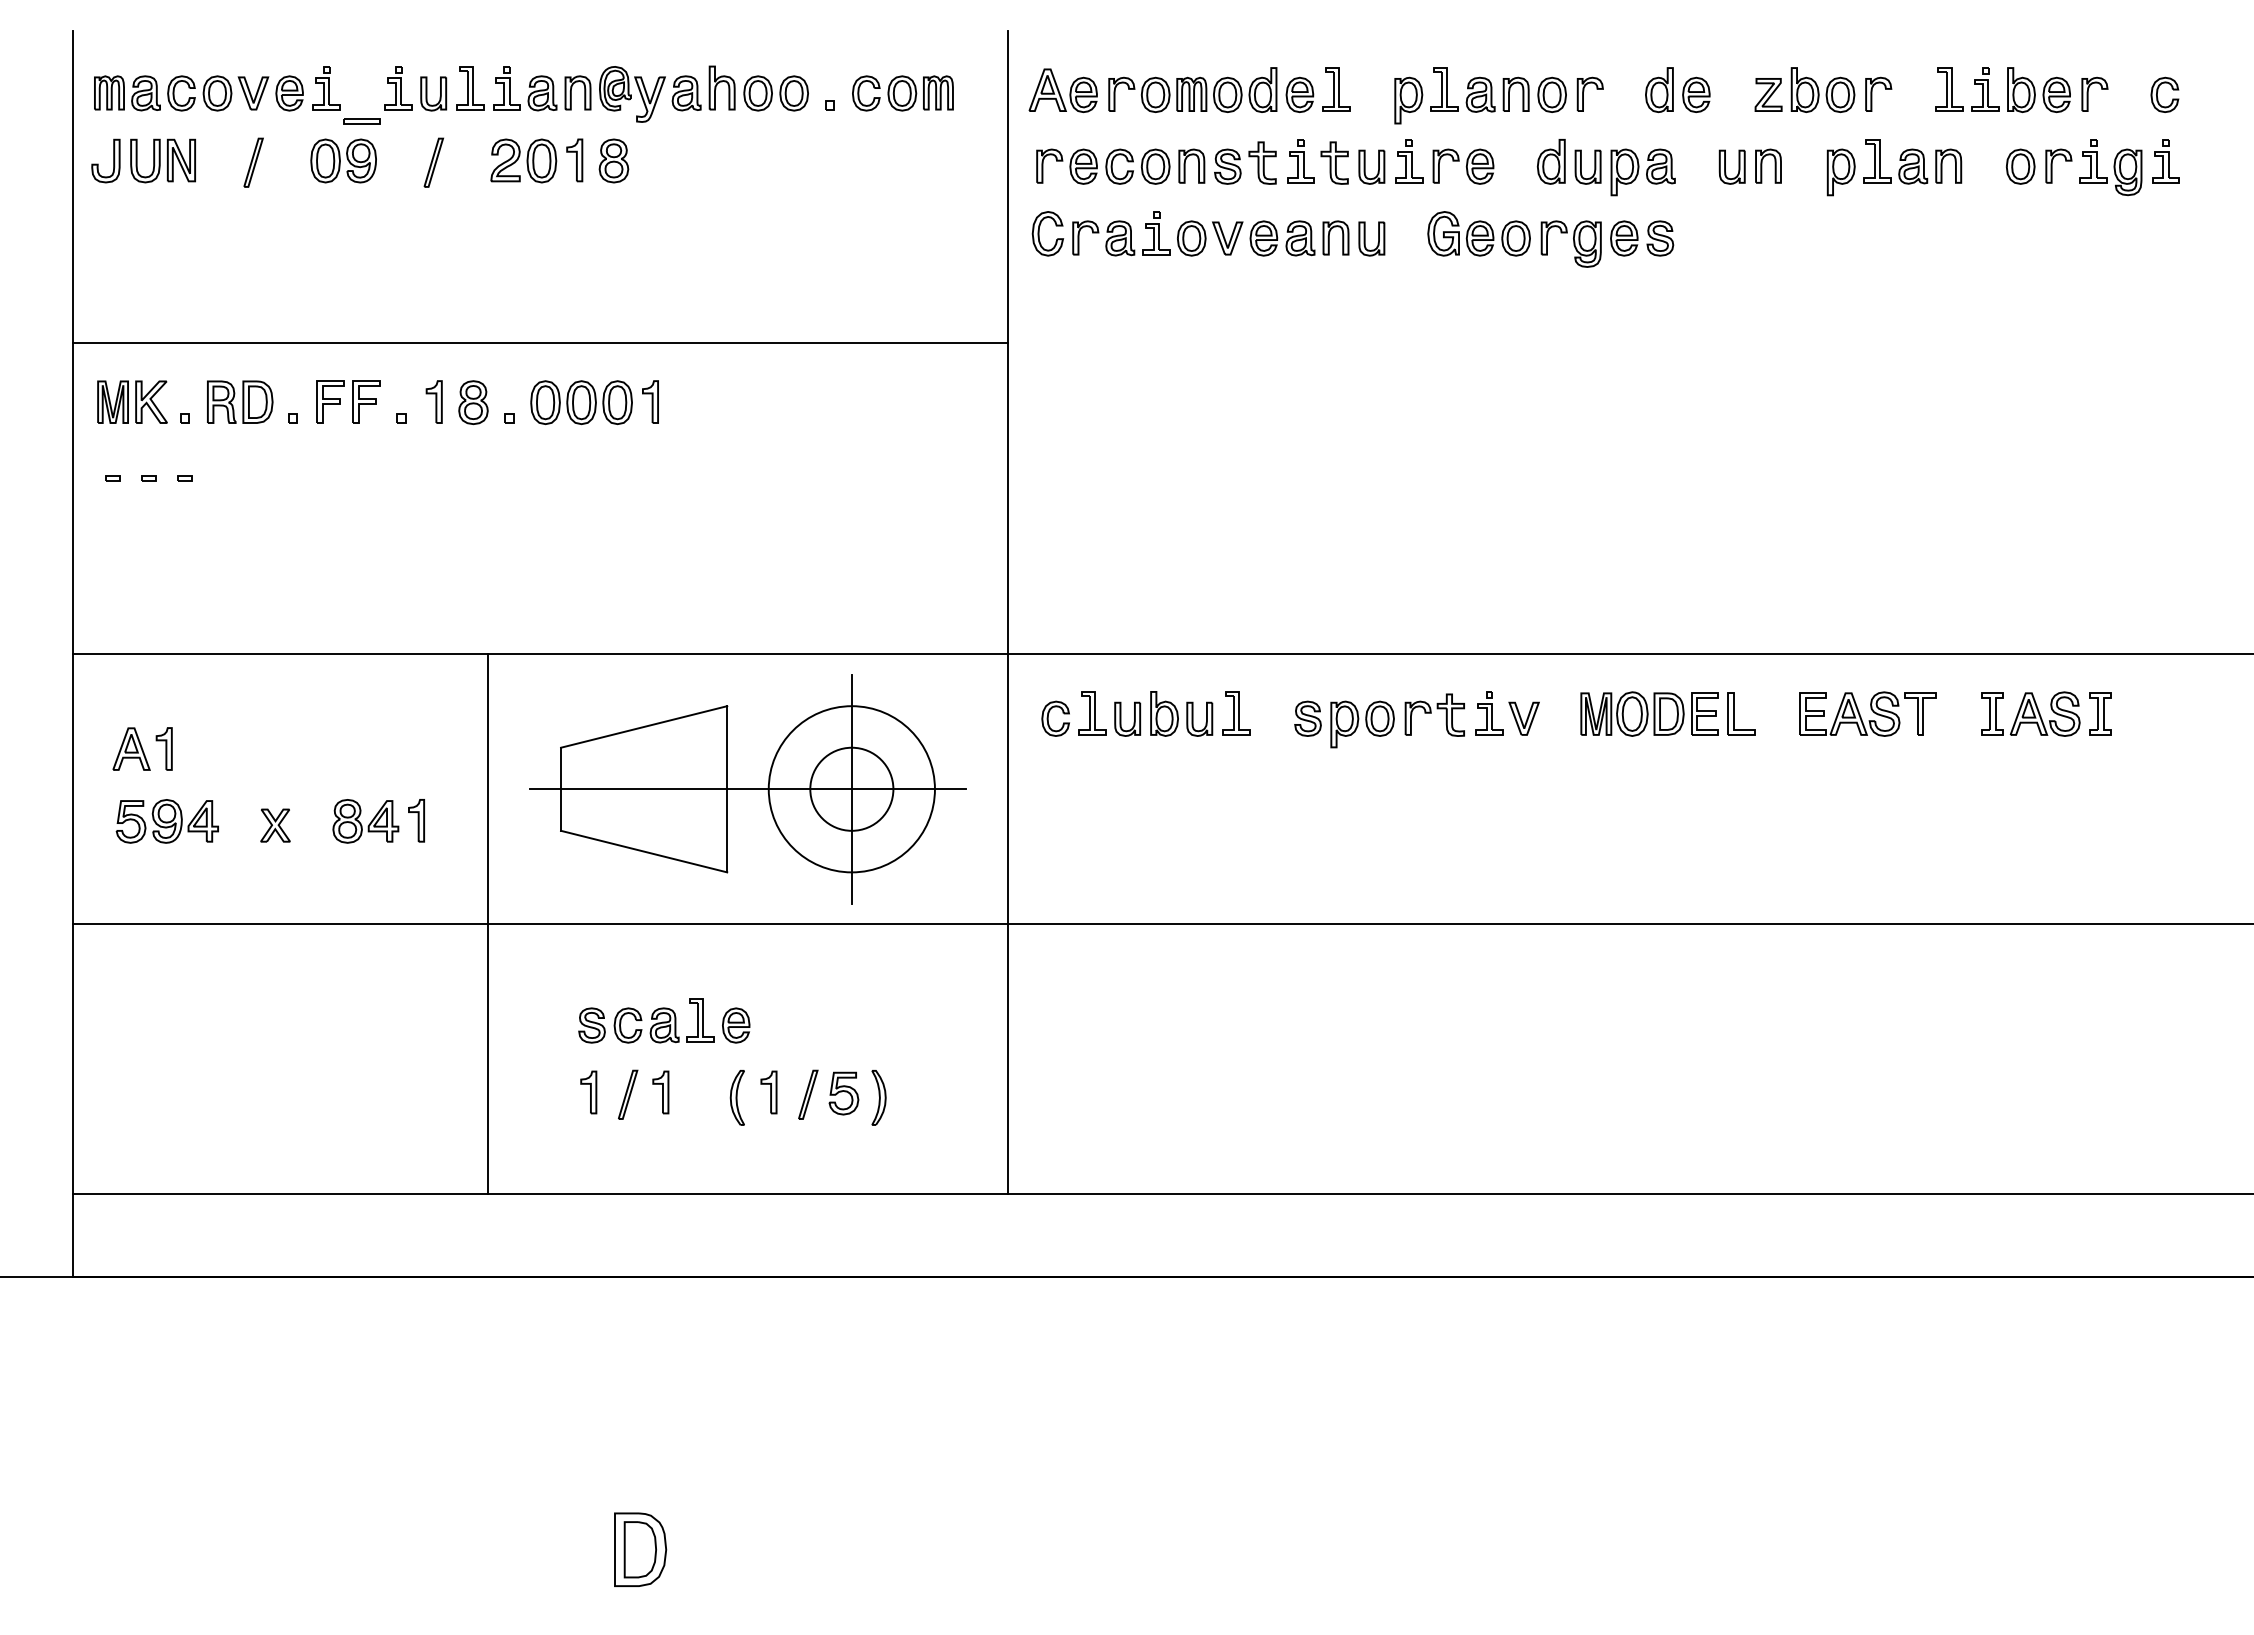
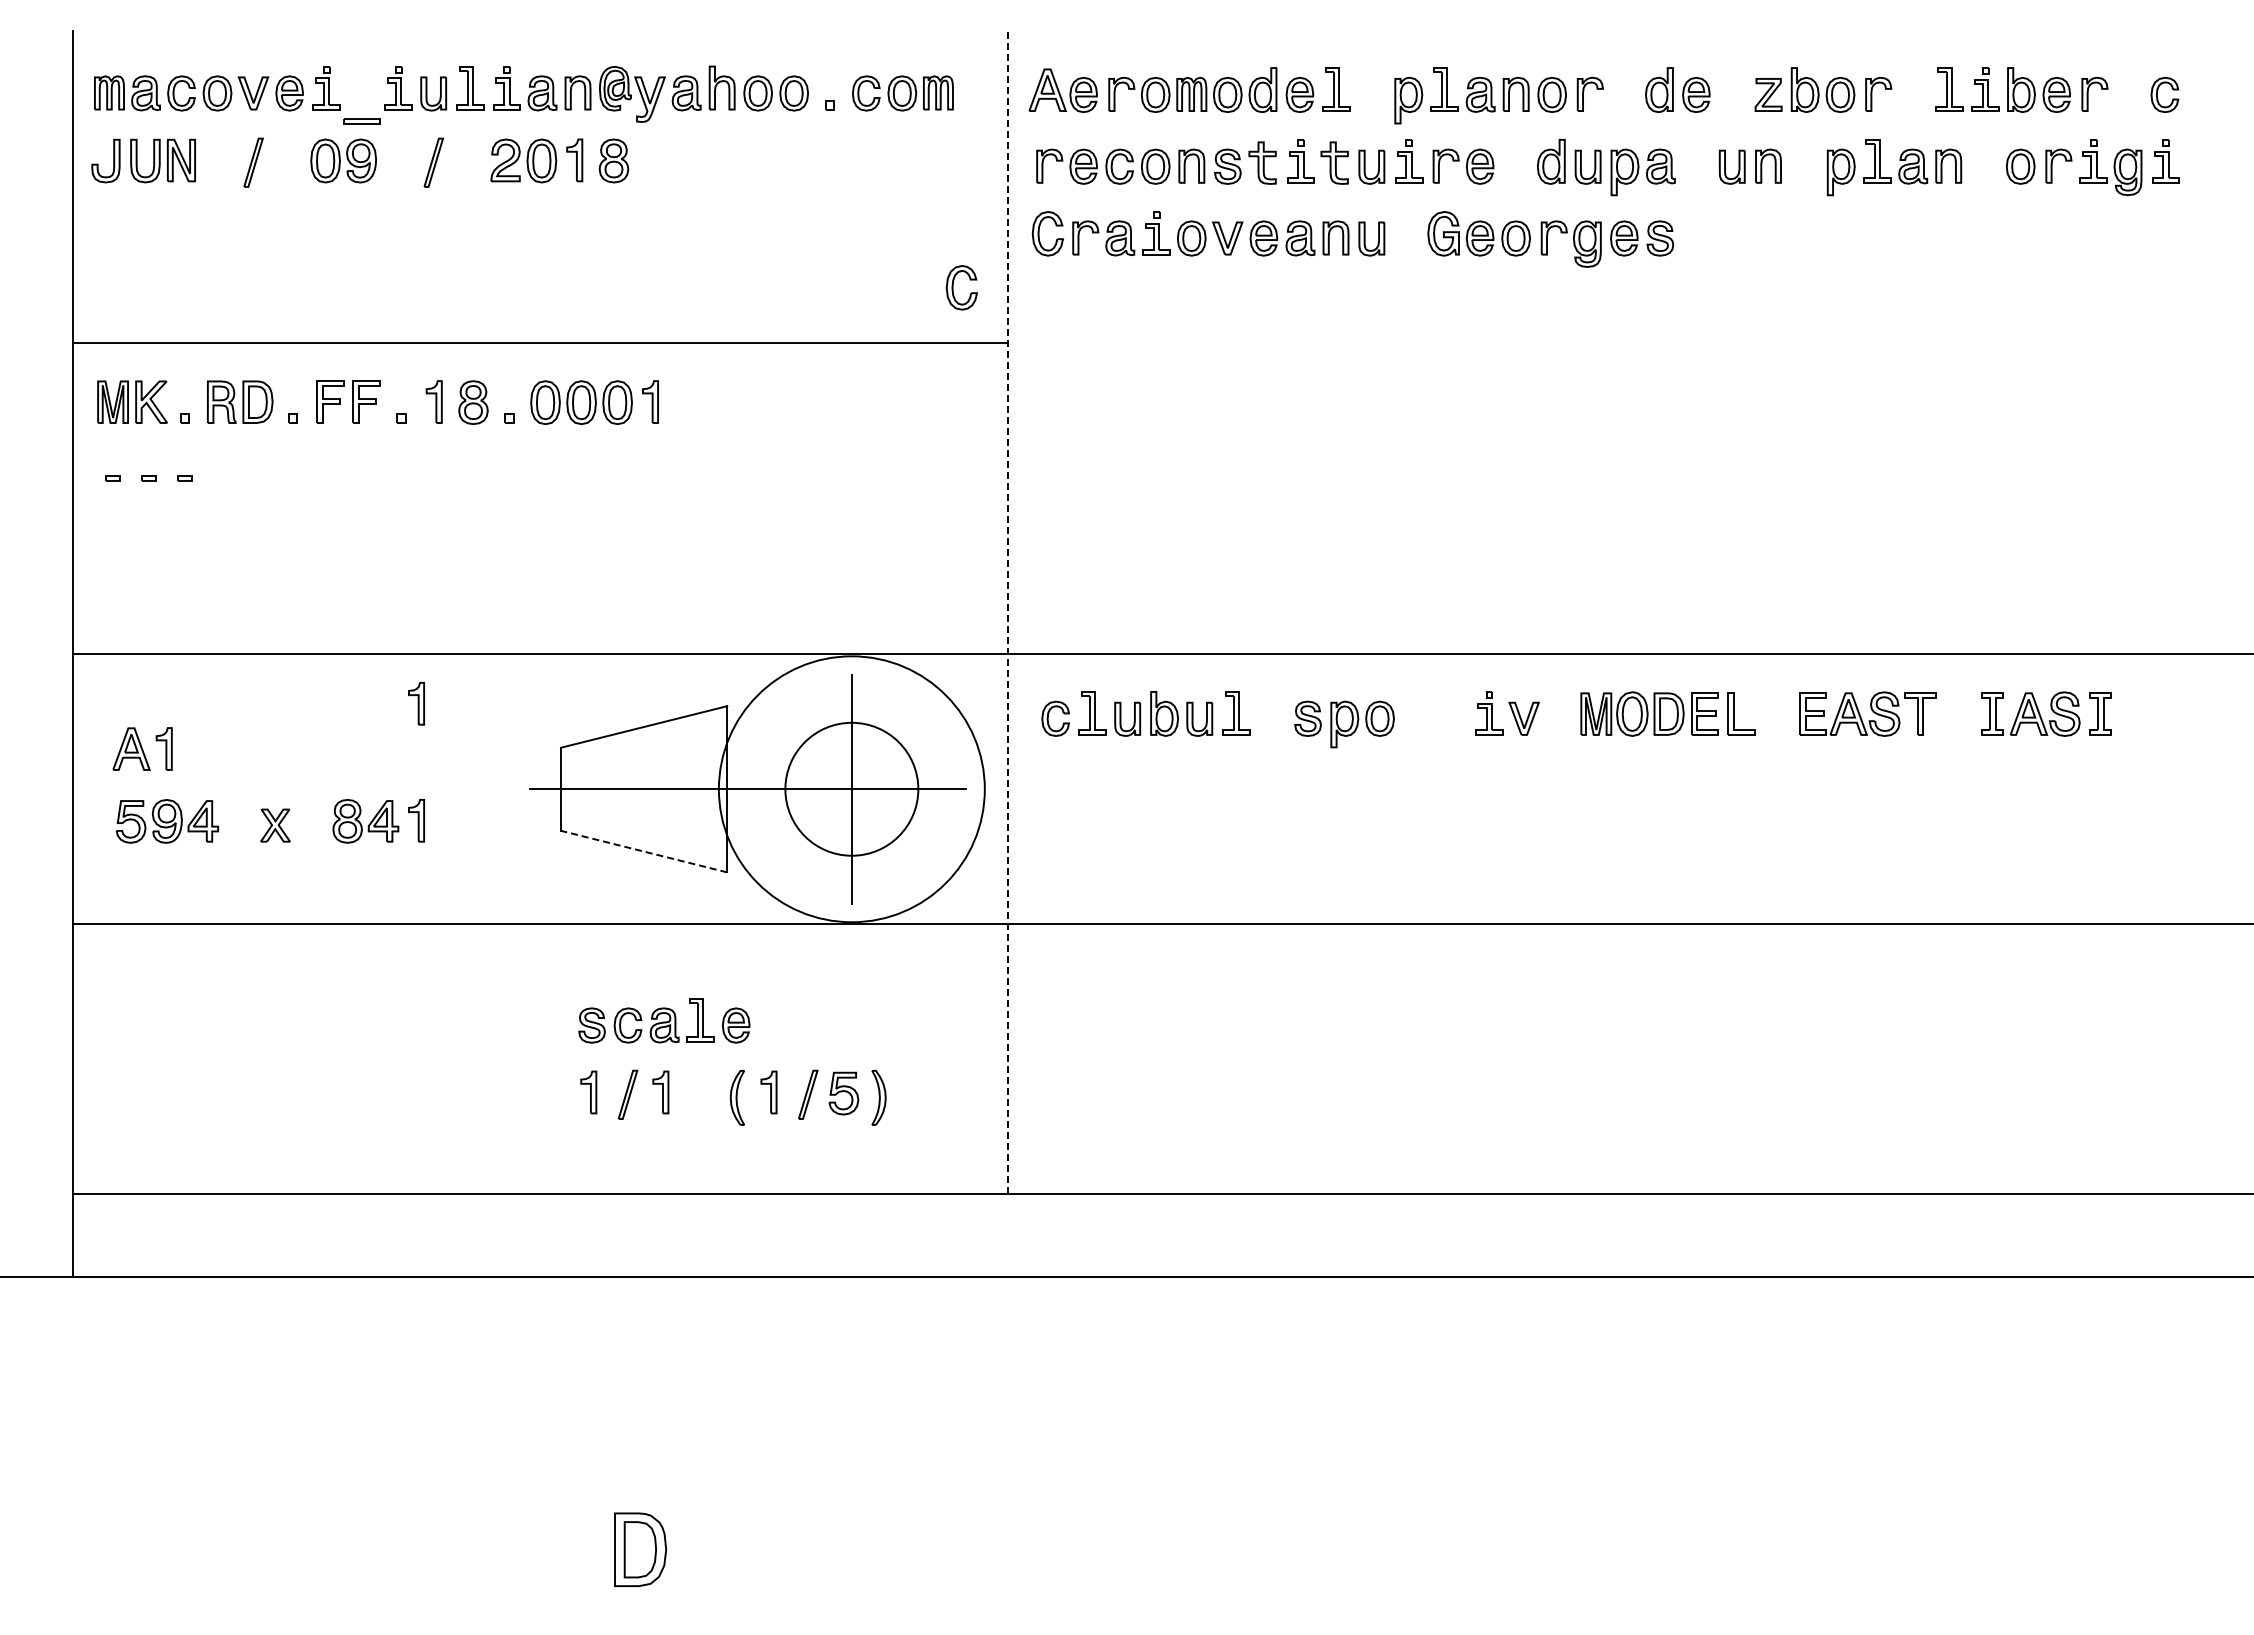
part: none -> present (953, 287)
line: solid -> dashed (1007, 612)
part: none -> present (416, 703)
part: present -> none (1434, 714)
circle diameter: 83 px -> 133 px (851, 788)
circle diameter: 166 px -> 266 px (851, 789)
line: solid -> dashed (644, 851)
line: present -> none (488, 924)
